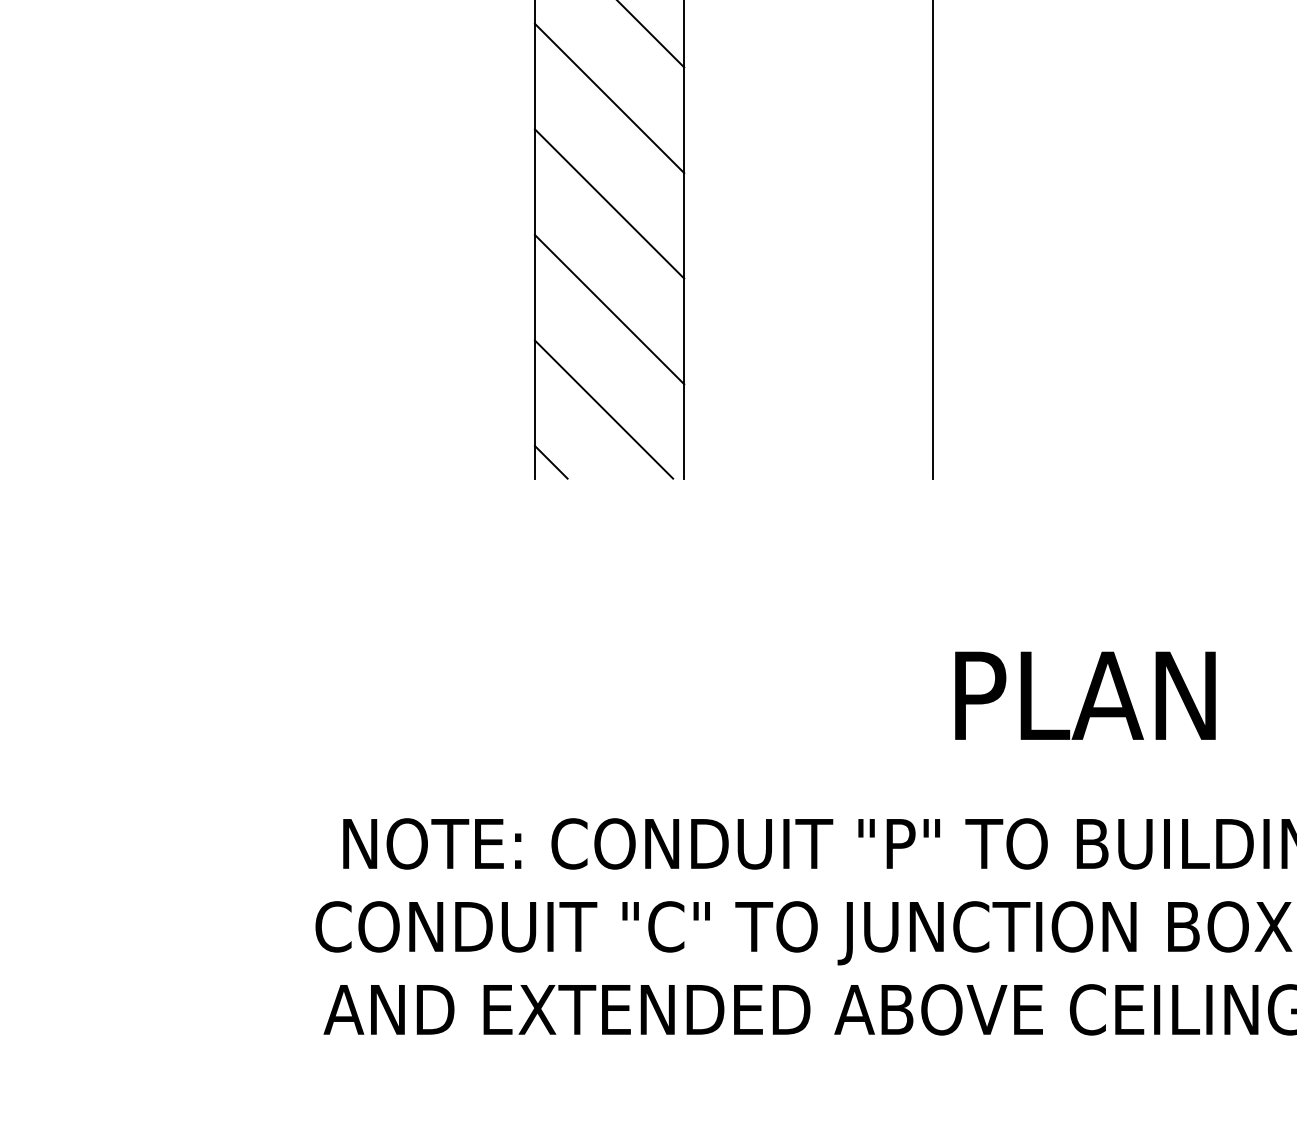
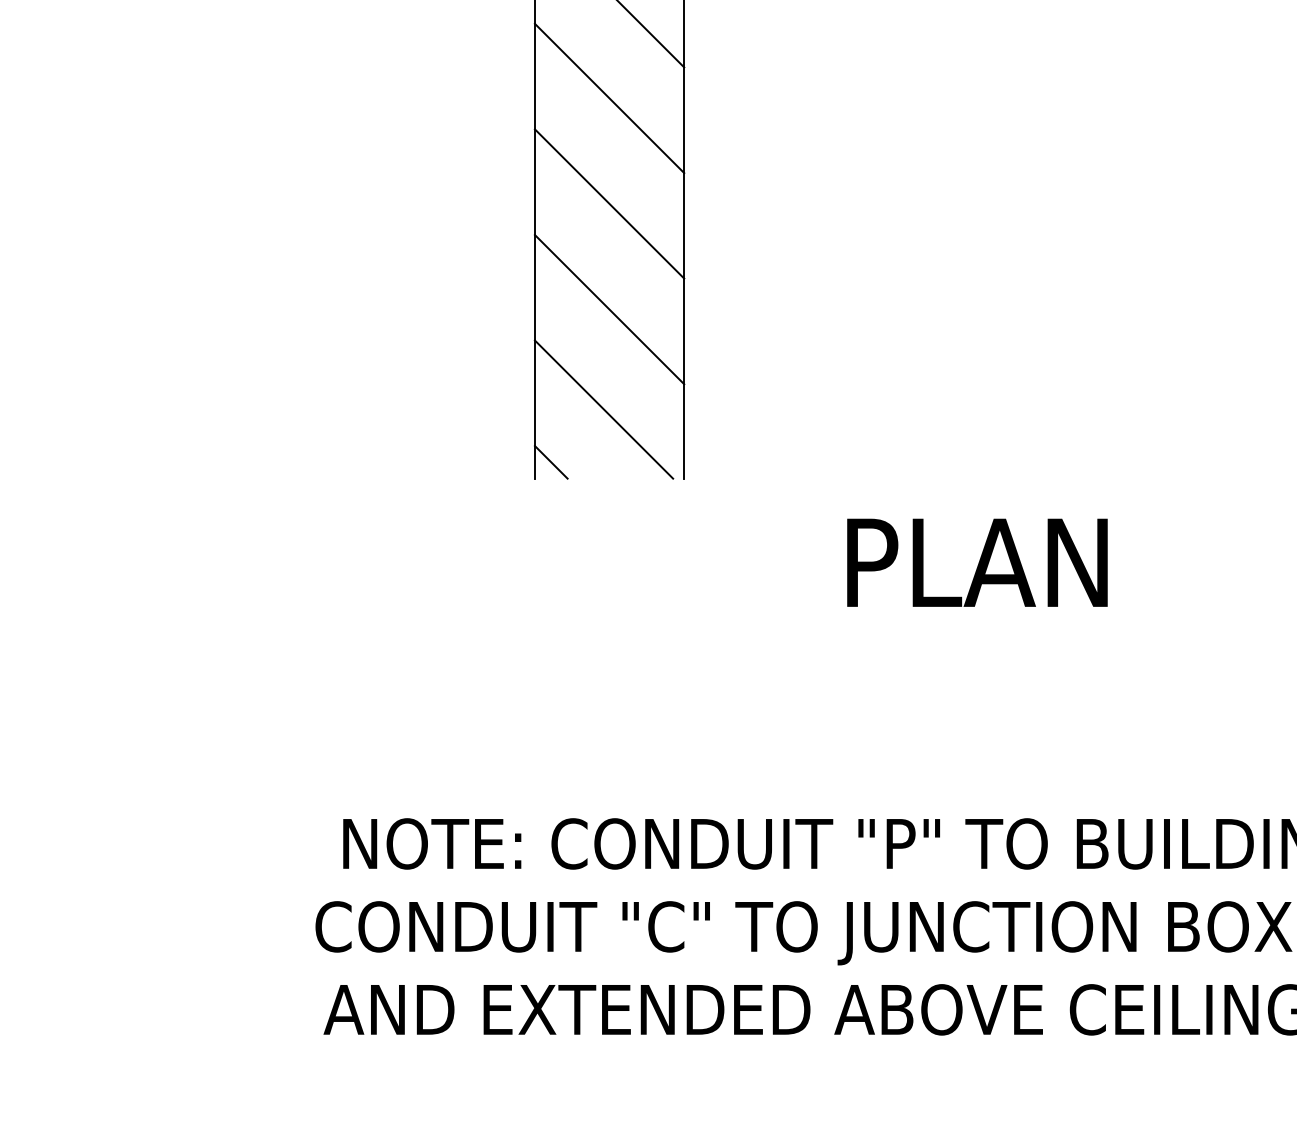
line: present -> none (933, 240)
text position: (1085, 695) -> (977, 562) (977, 562)
